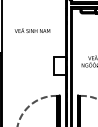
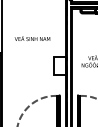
text position: (32, 30) -> (32, 38) (32, 38)
